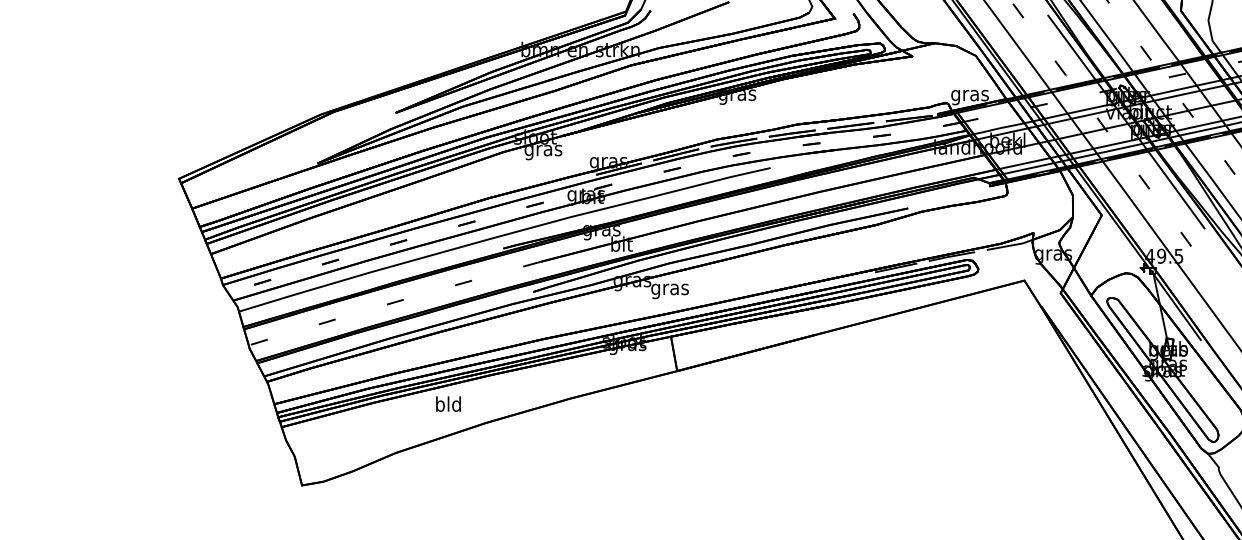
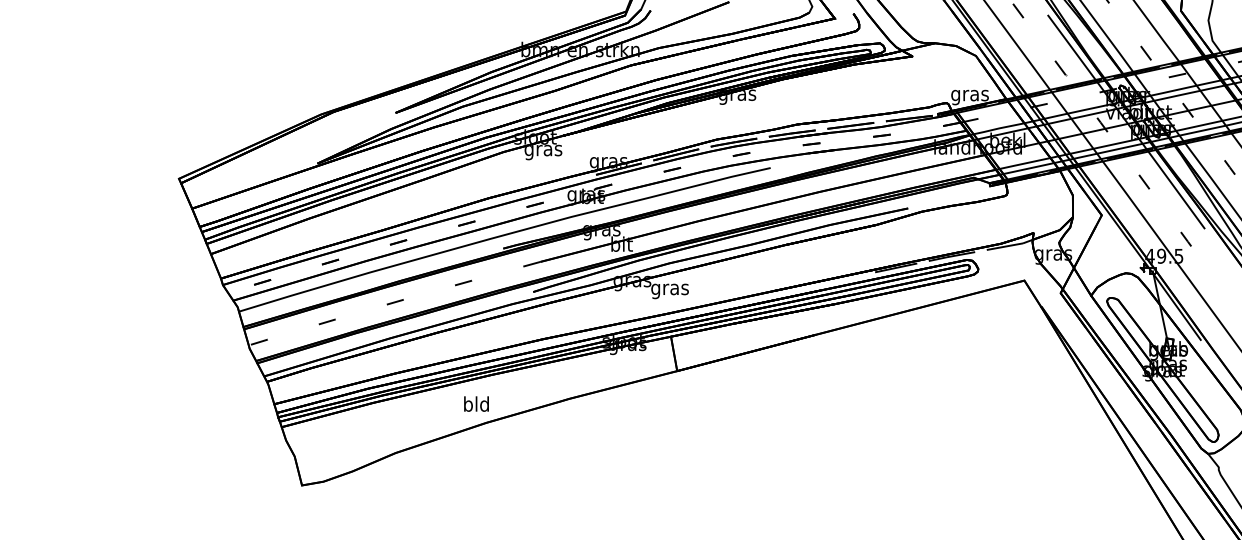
text position: (448, 403) -> (476, 403) (476, 403)
